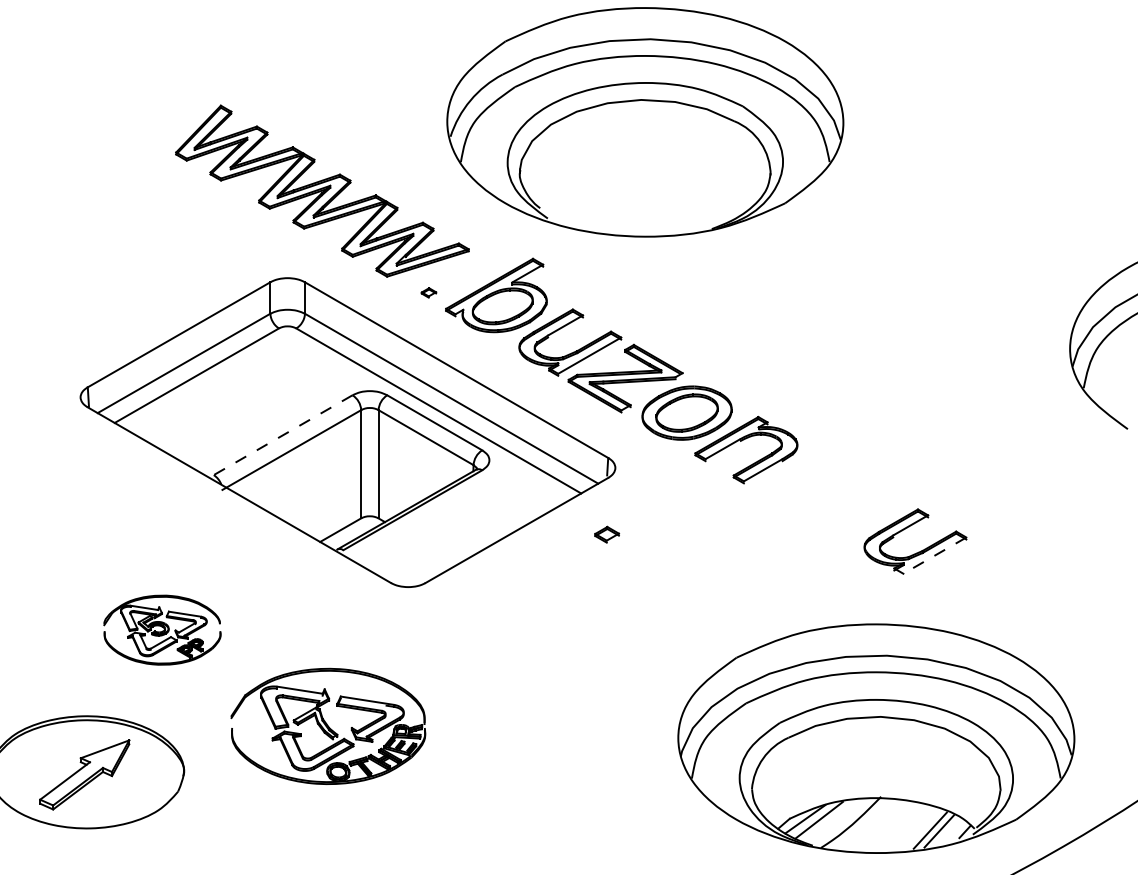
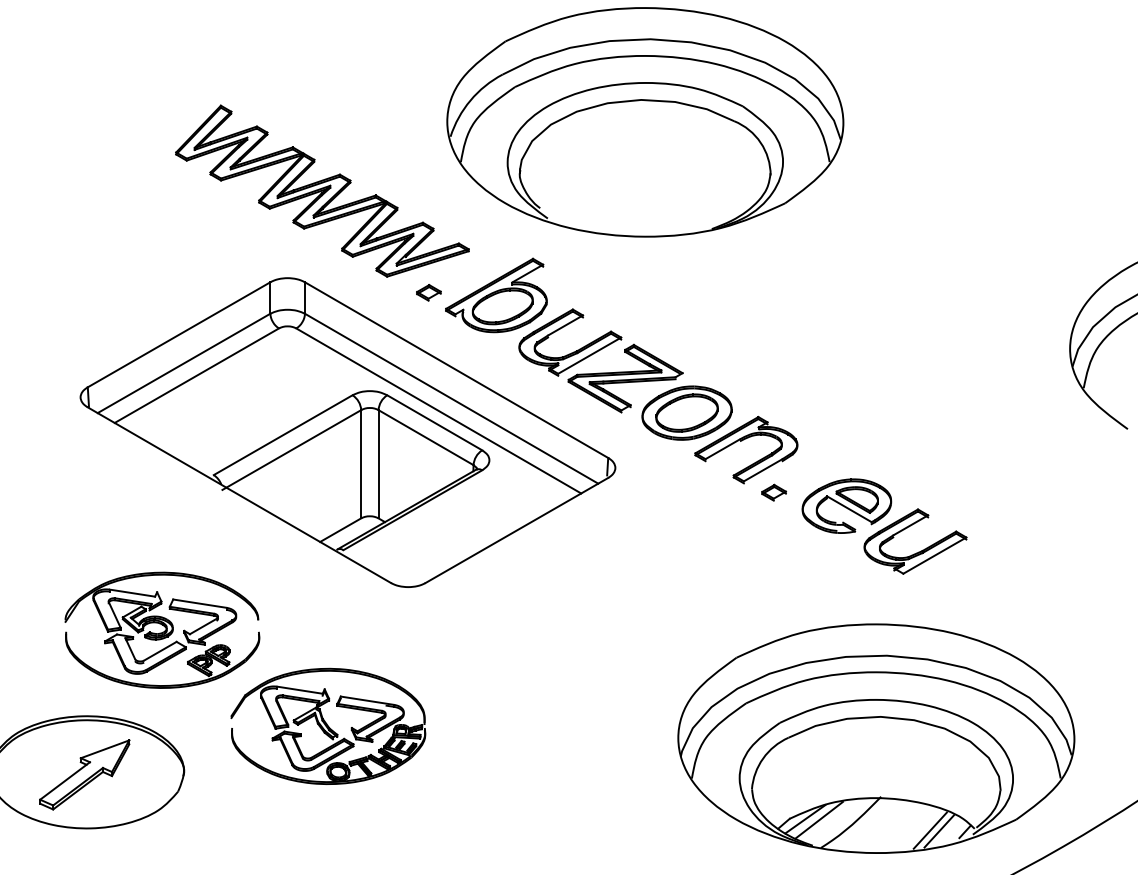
part size: 18x12 px -> 26x18 px (428, 292)
line: dashed -> solid (282, 435)
part: none -> present (846, 505)
part position: (607, 534) -> (774, 492) (774, 492)
line: dashed -> solid (934, 555)
part size: 119x72 px -> 197x118 px (162, 629)
